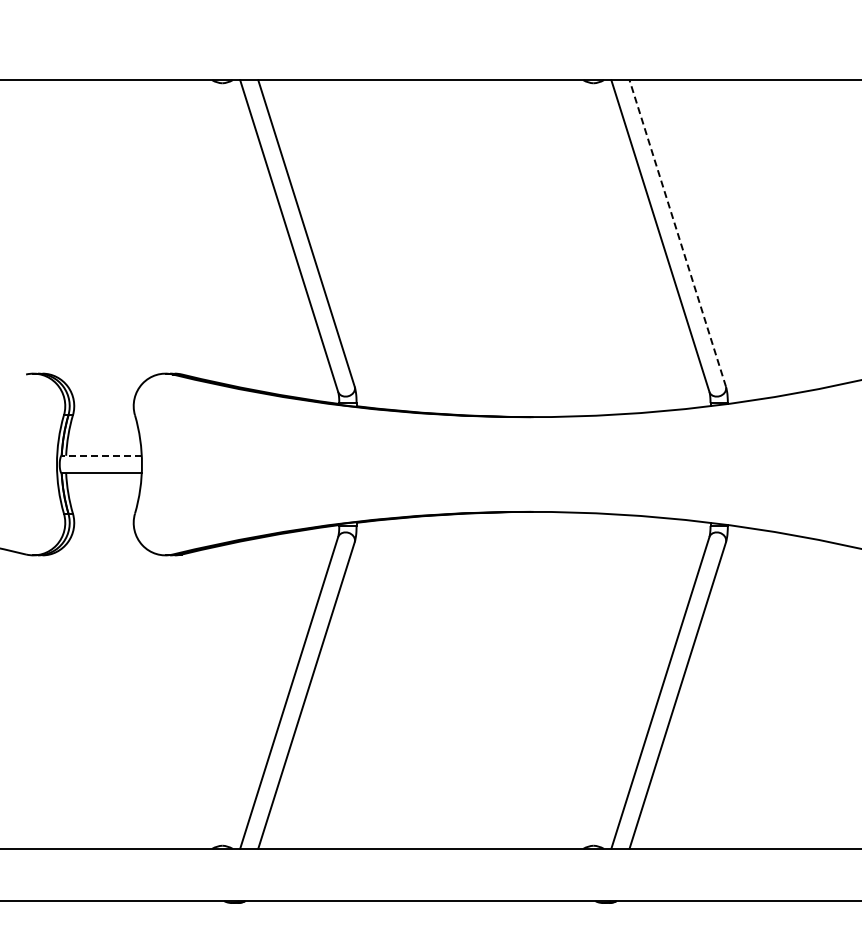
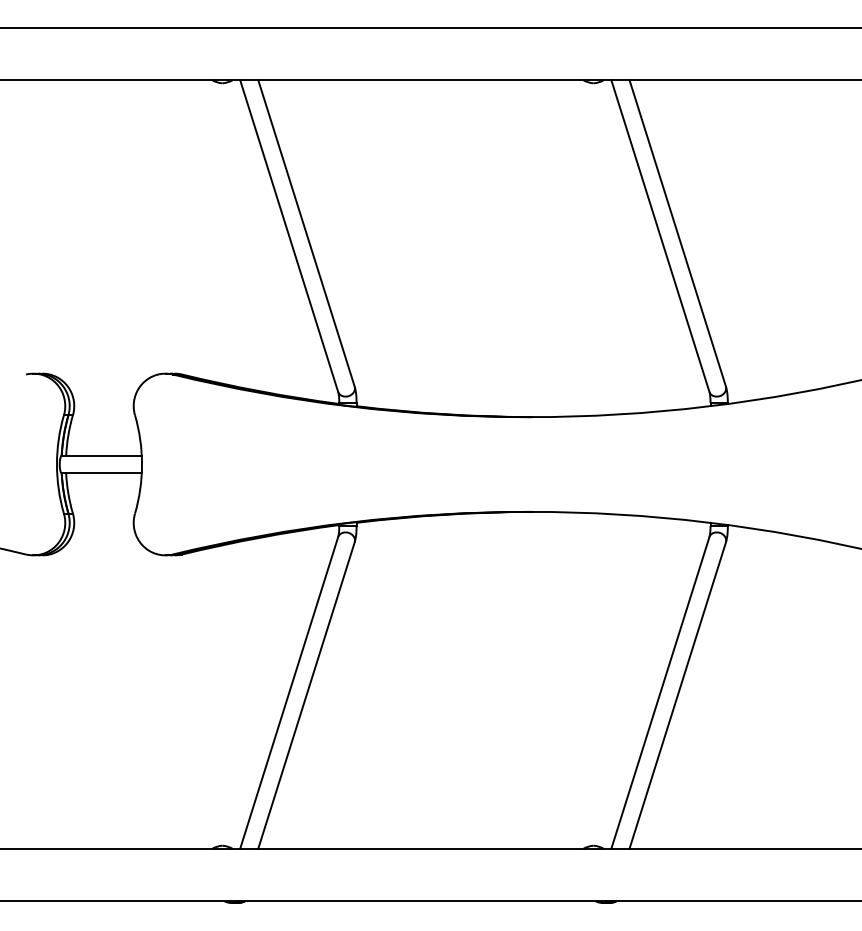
line: none -> present (430, 27)
line: dashed -> solid (677, 233)
line: dashed -> solid (101, 455)
